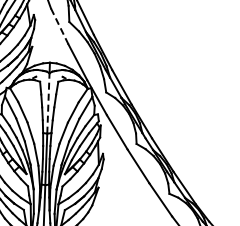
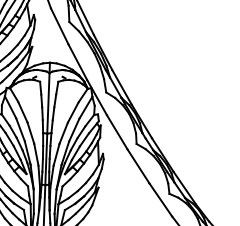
line: dashed -> solid (59, 26)
line: dashed -> solid (48, 102)
